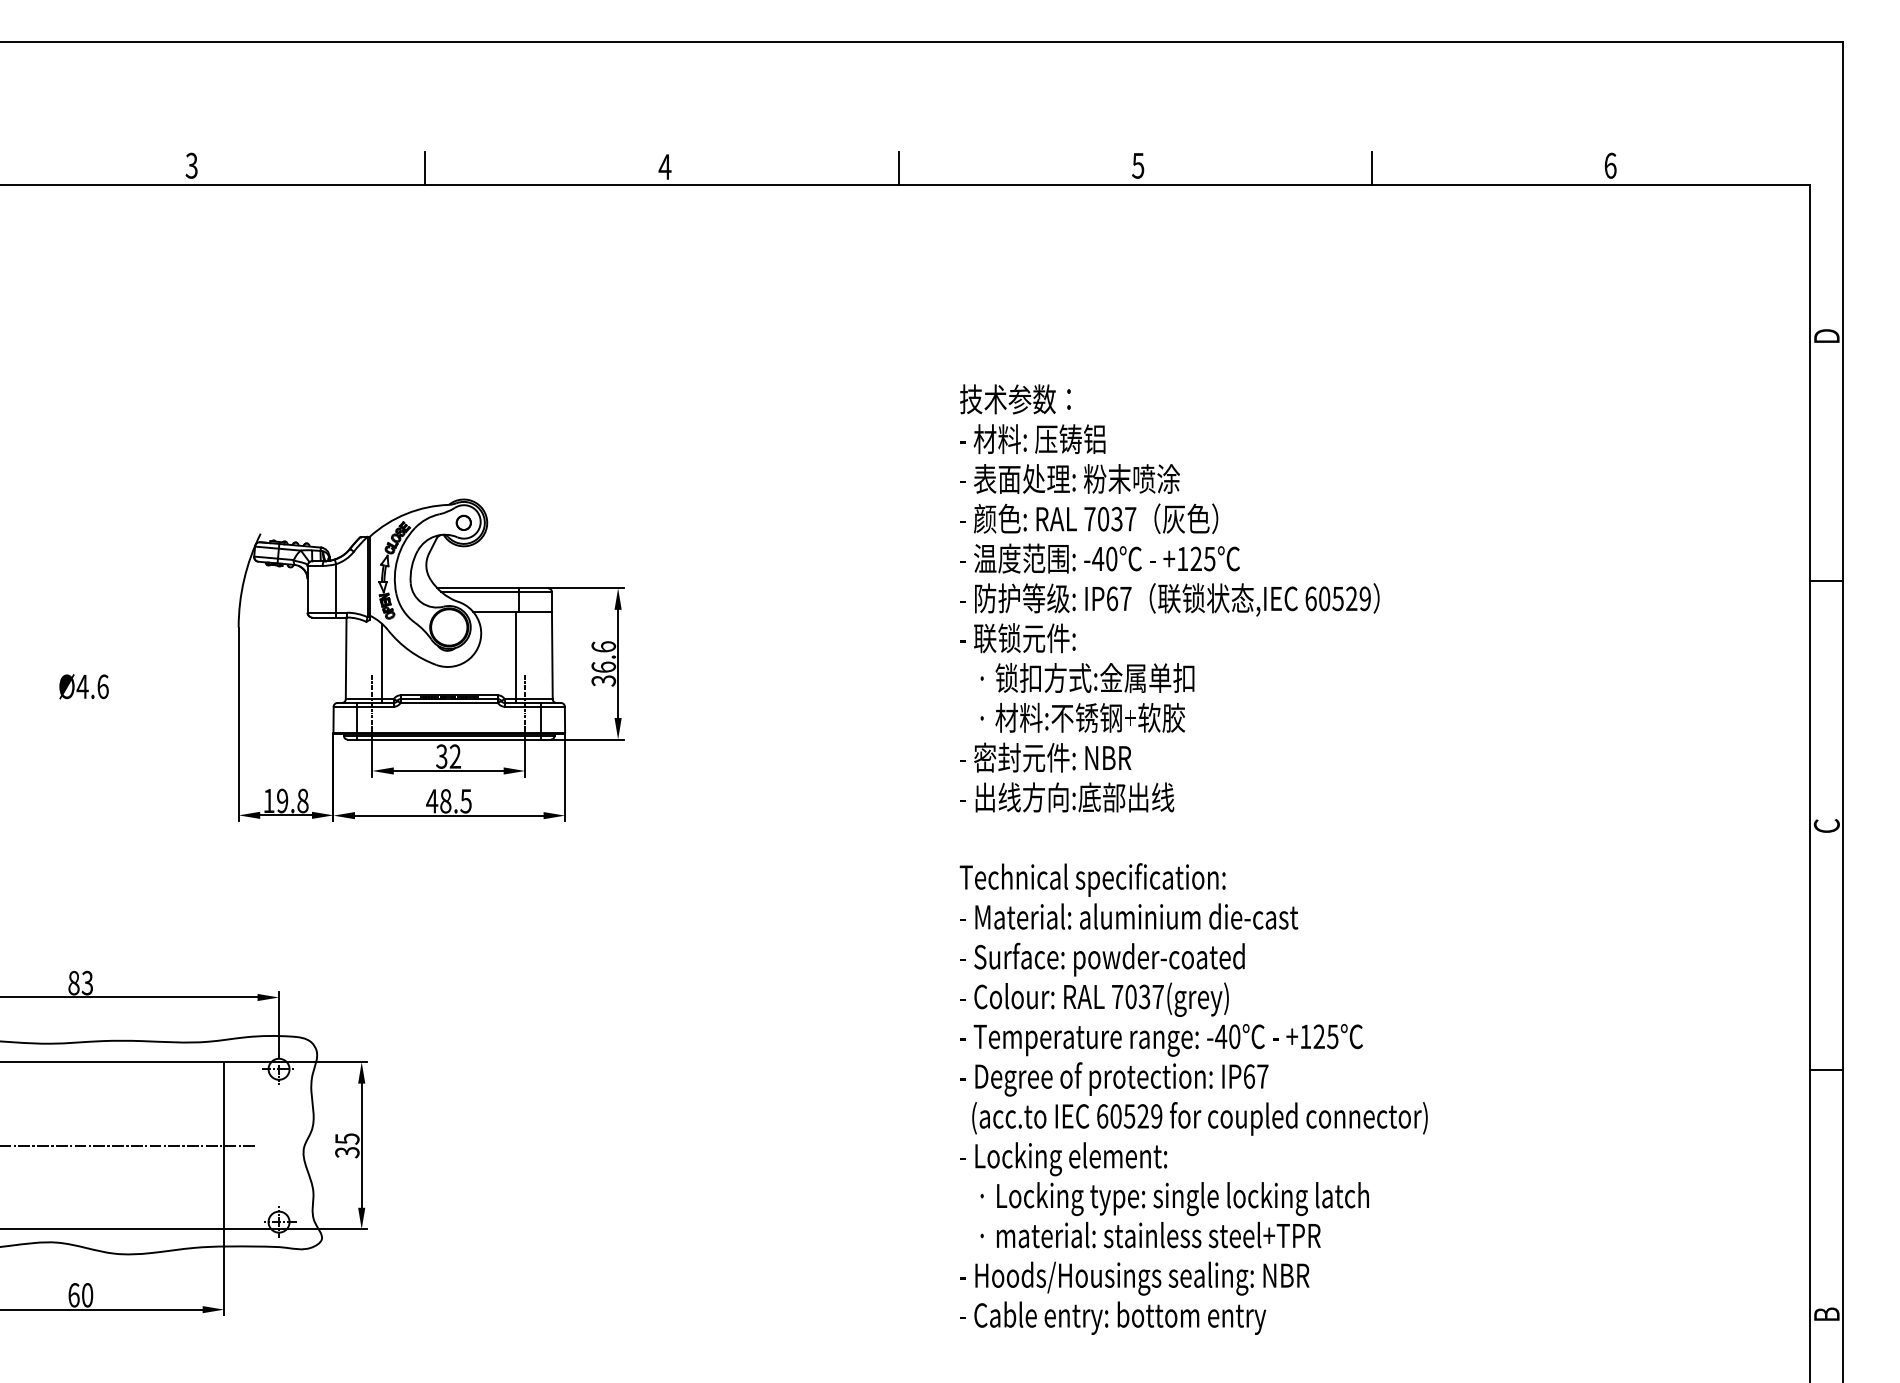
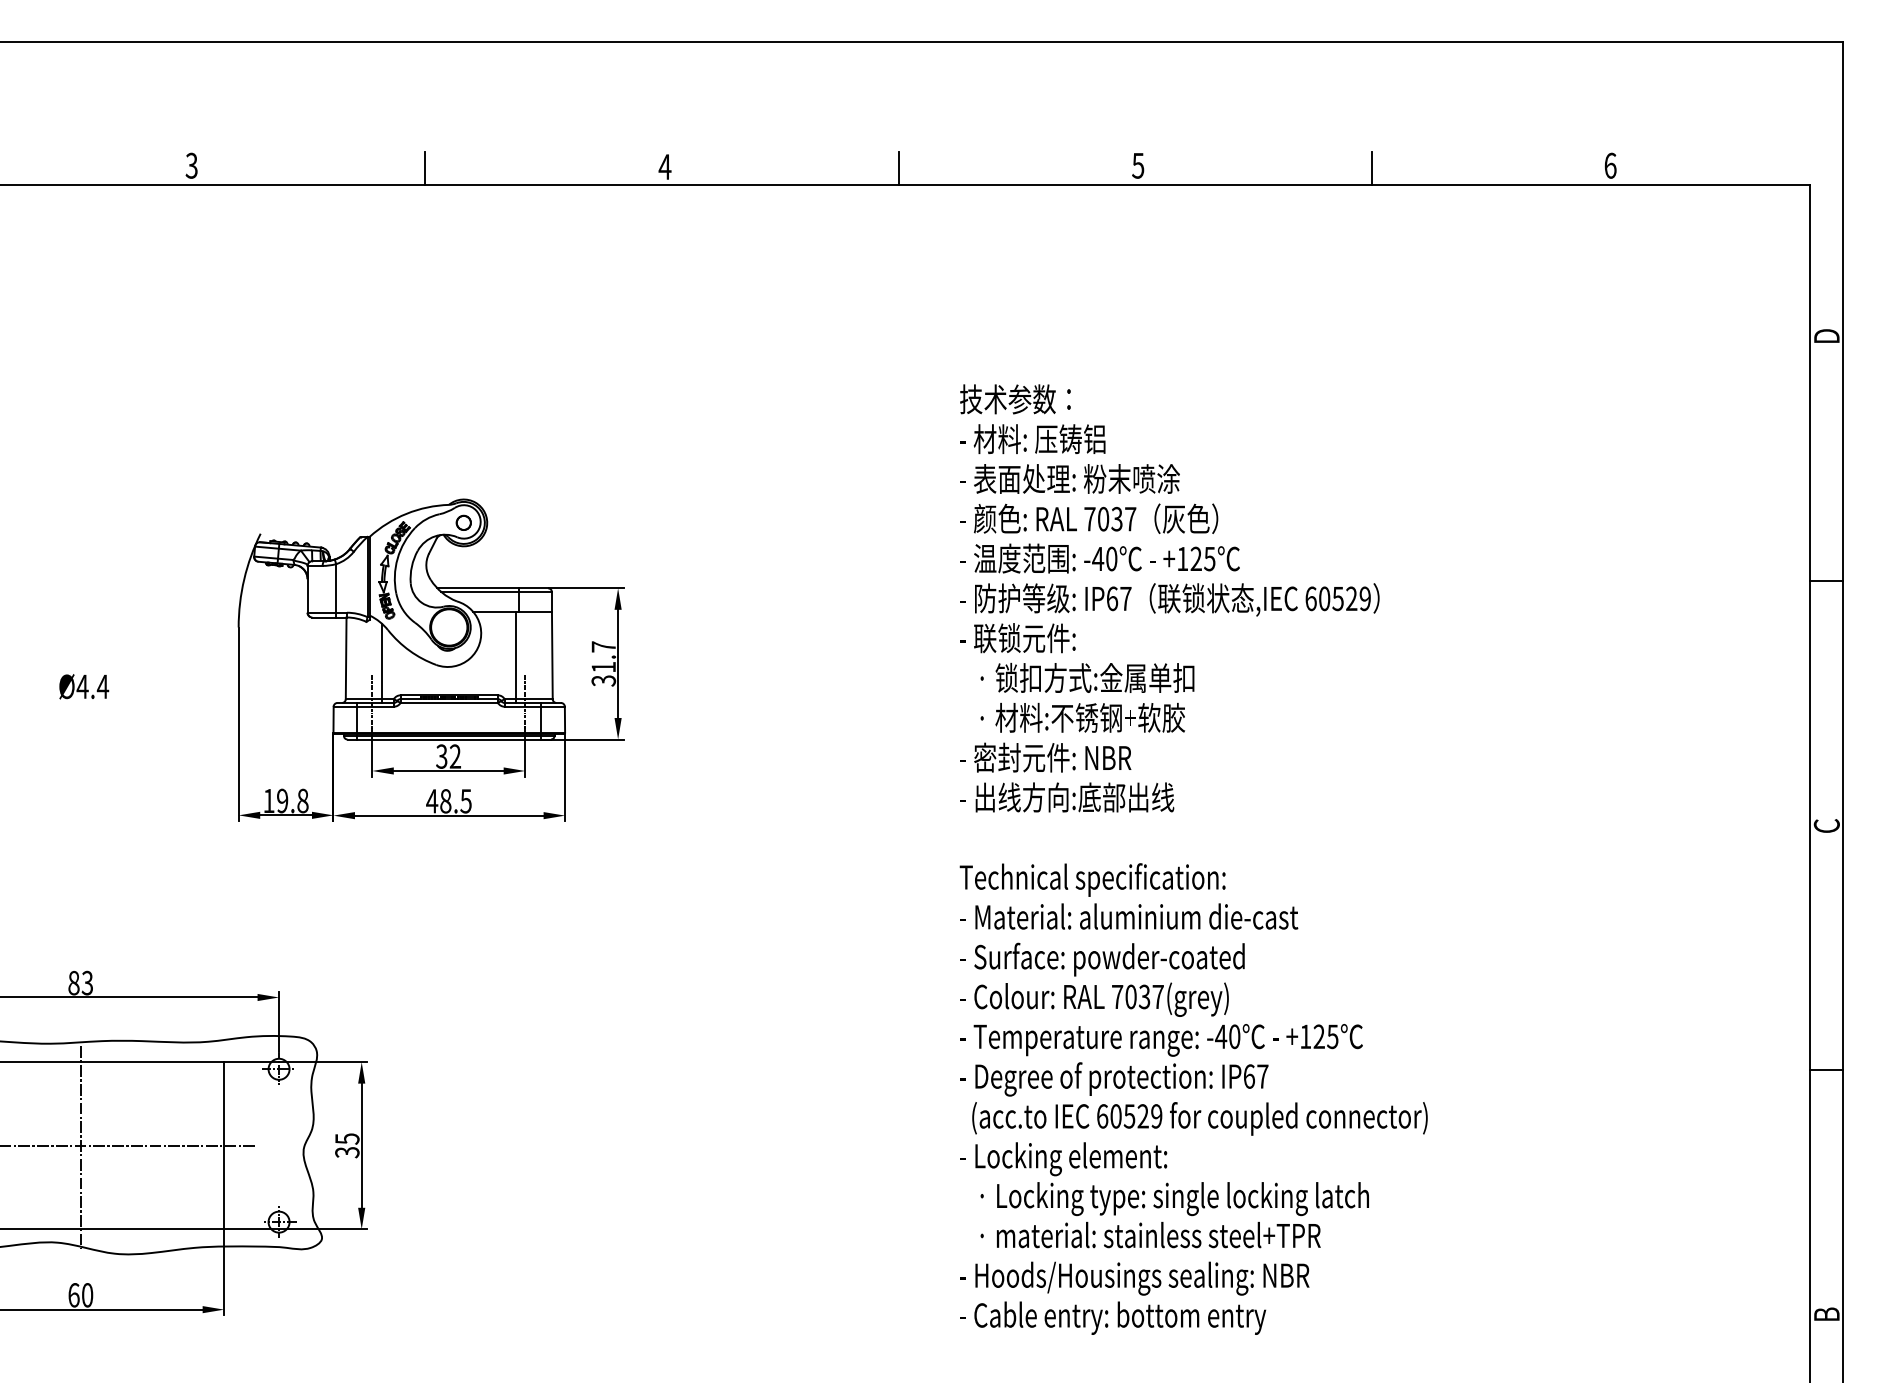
text: 36.6 -> 31.7 (603, 656)
text: Ø4.6 -> Ø4.4 (102, 686)
line: none -> present (80, 1147)
